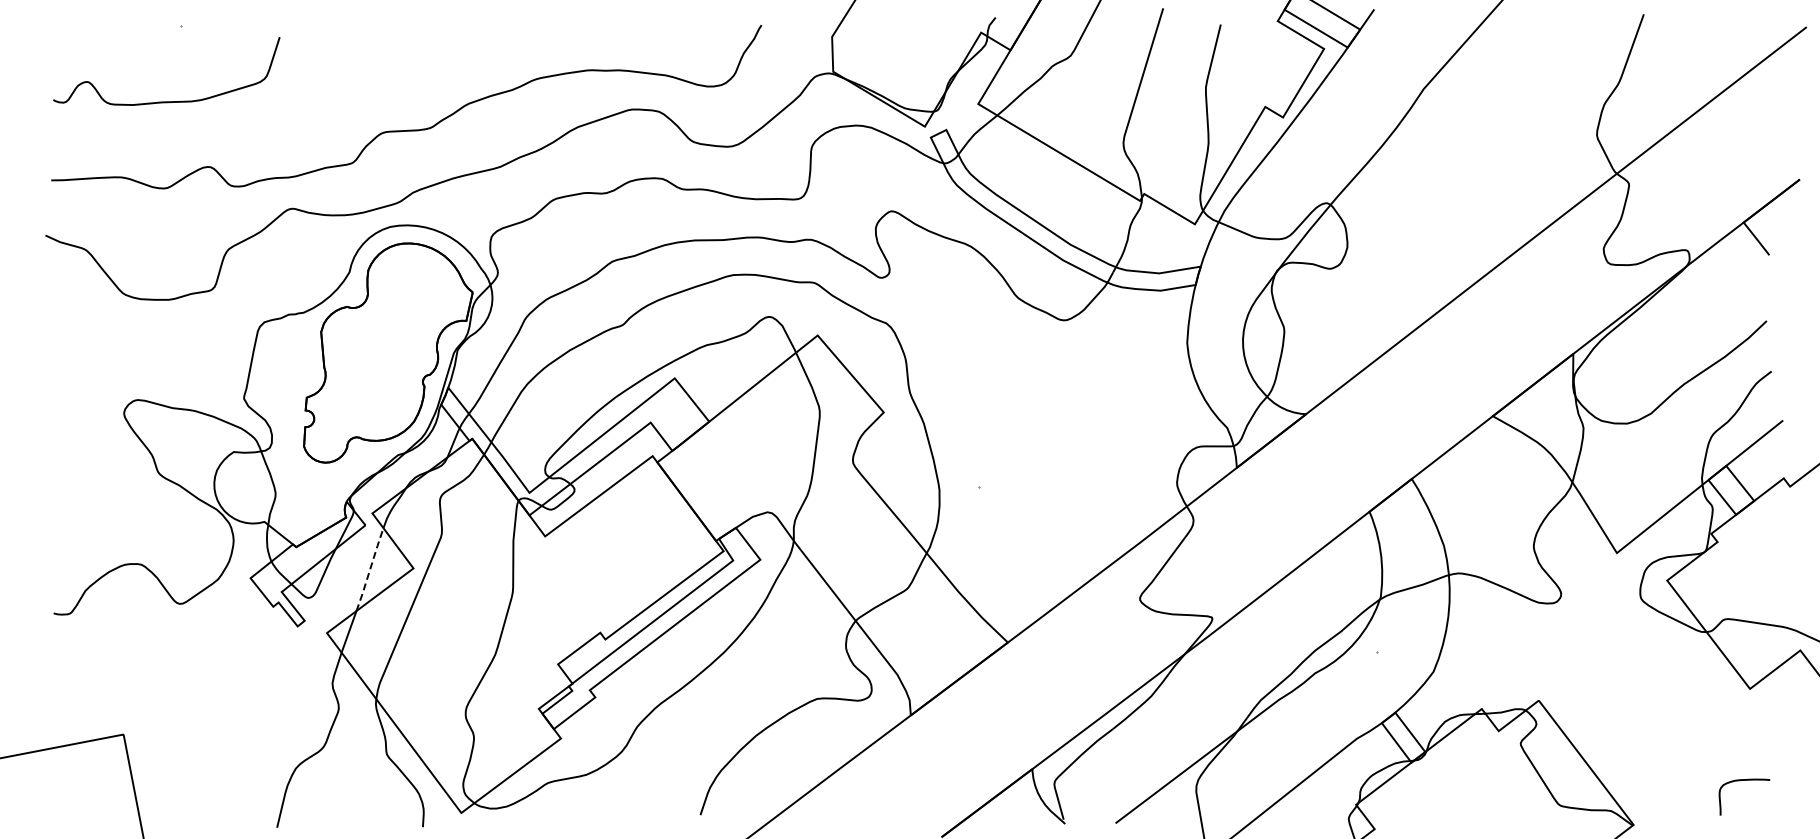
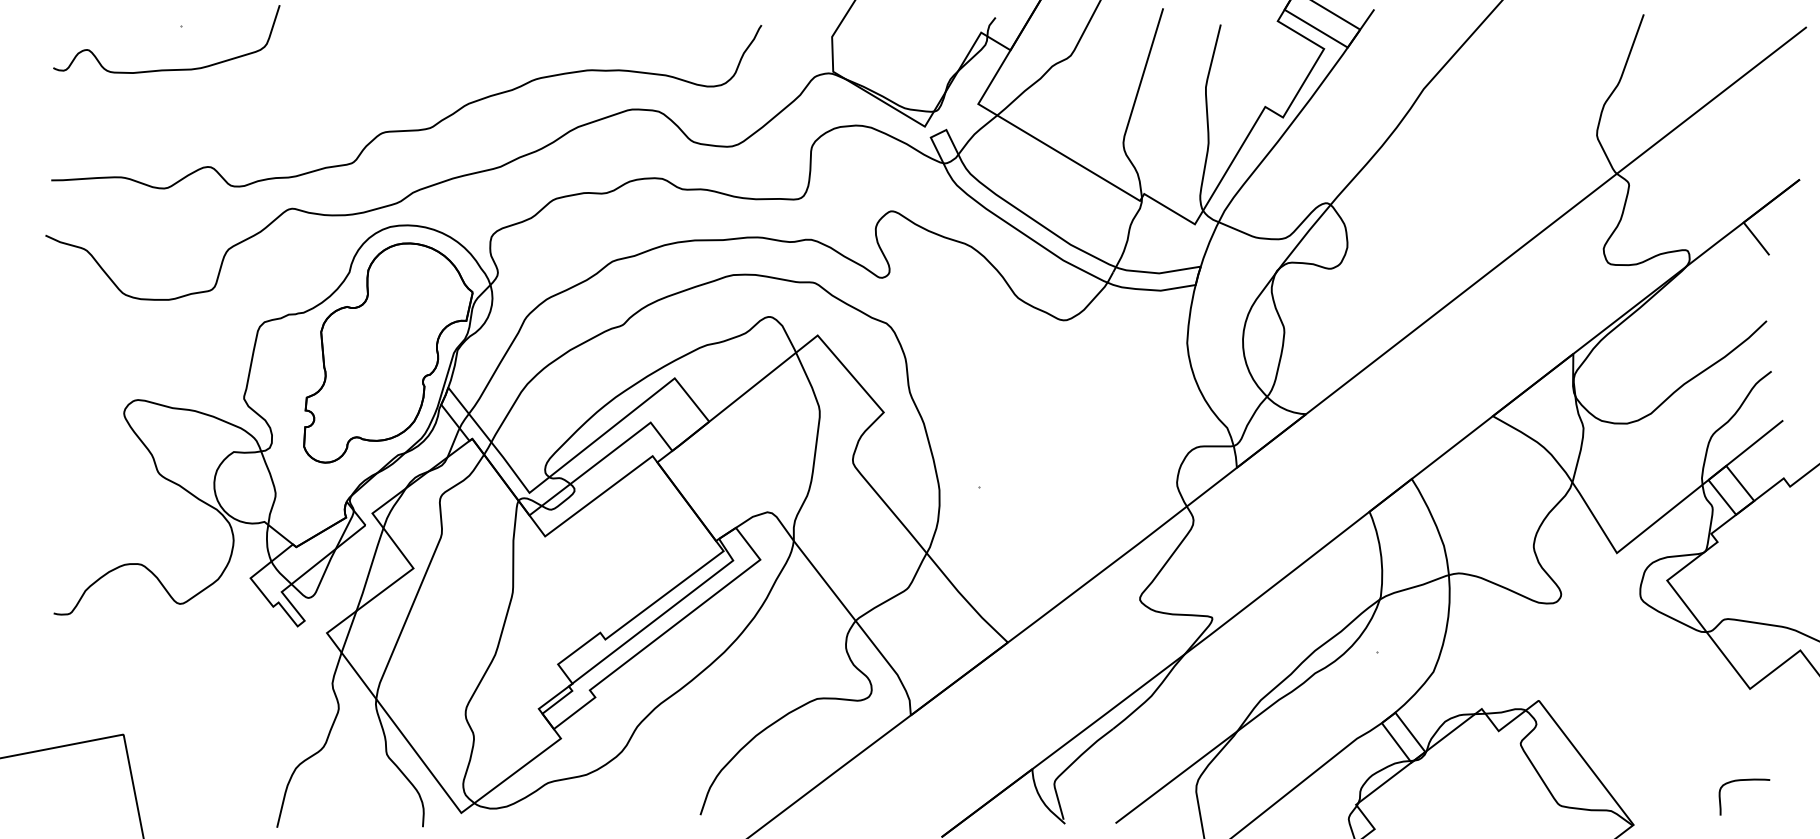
curve position: (166, 101) -> (166, 69) (166, 69)
line: dashed -> solid (370, 569)
